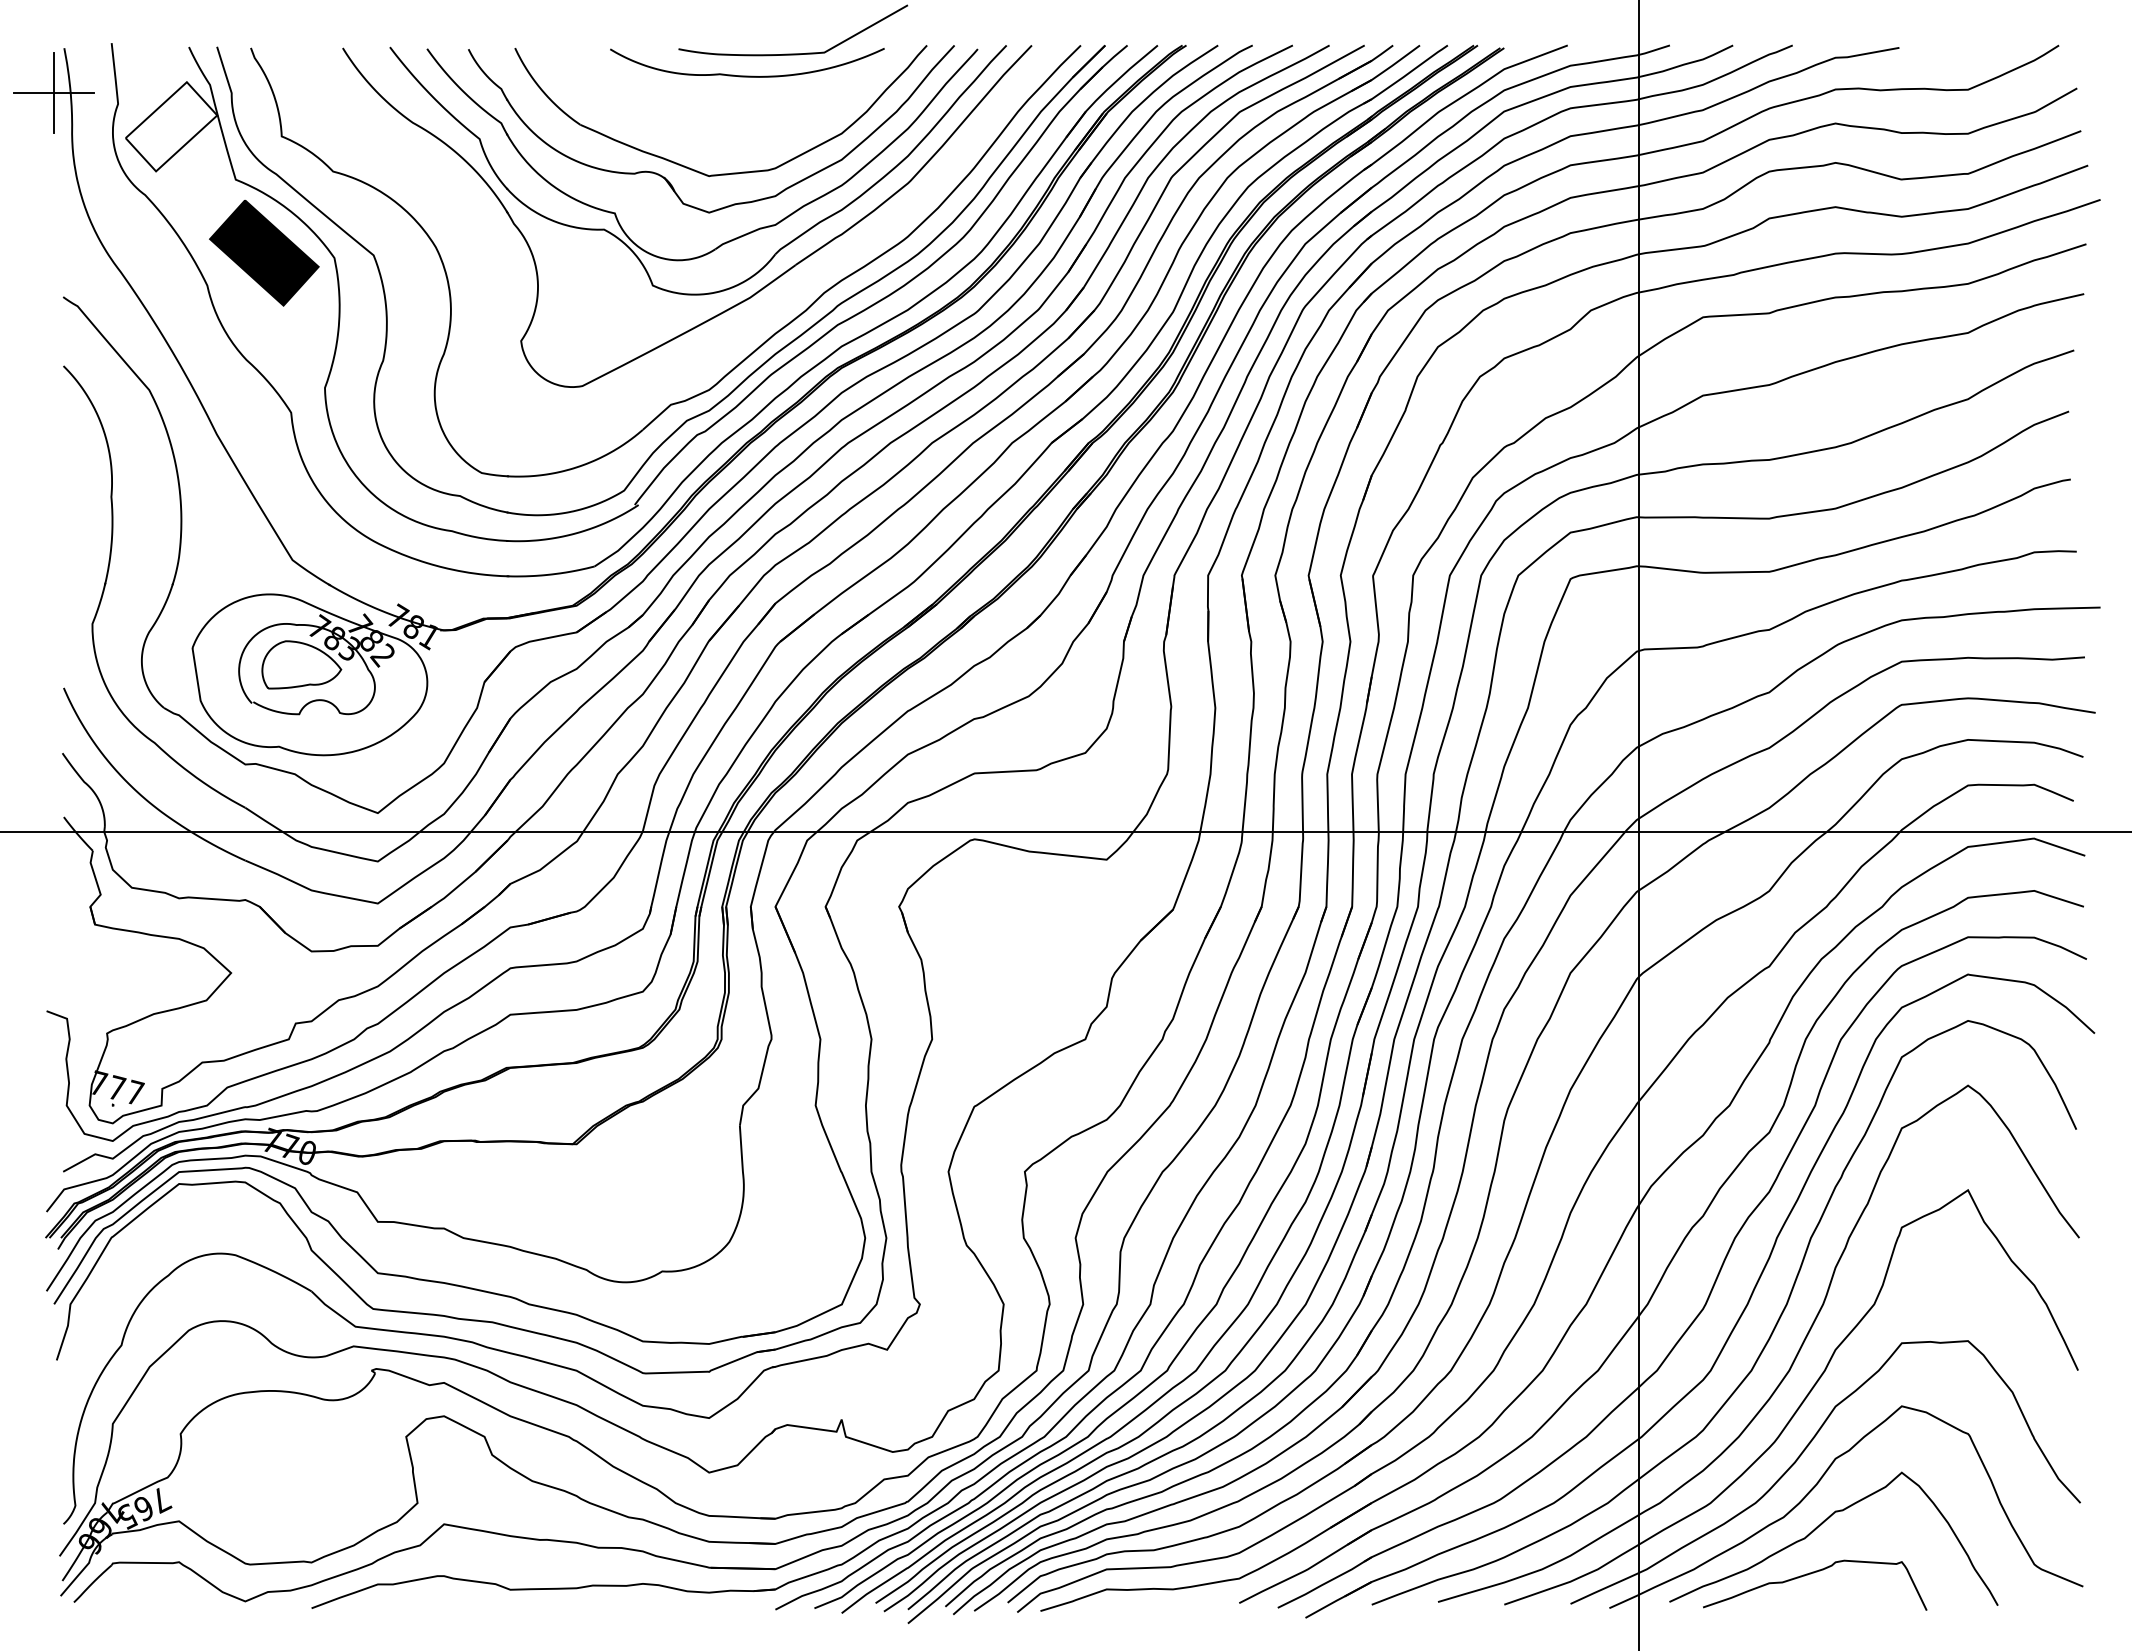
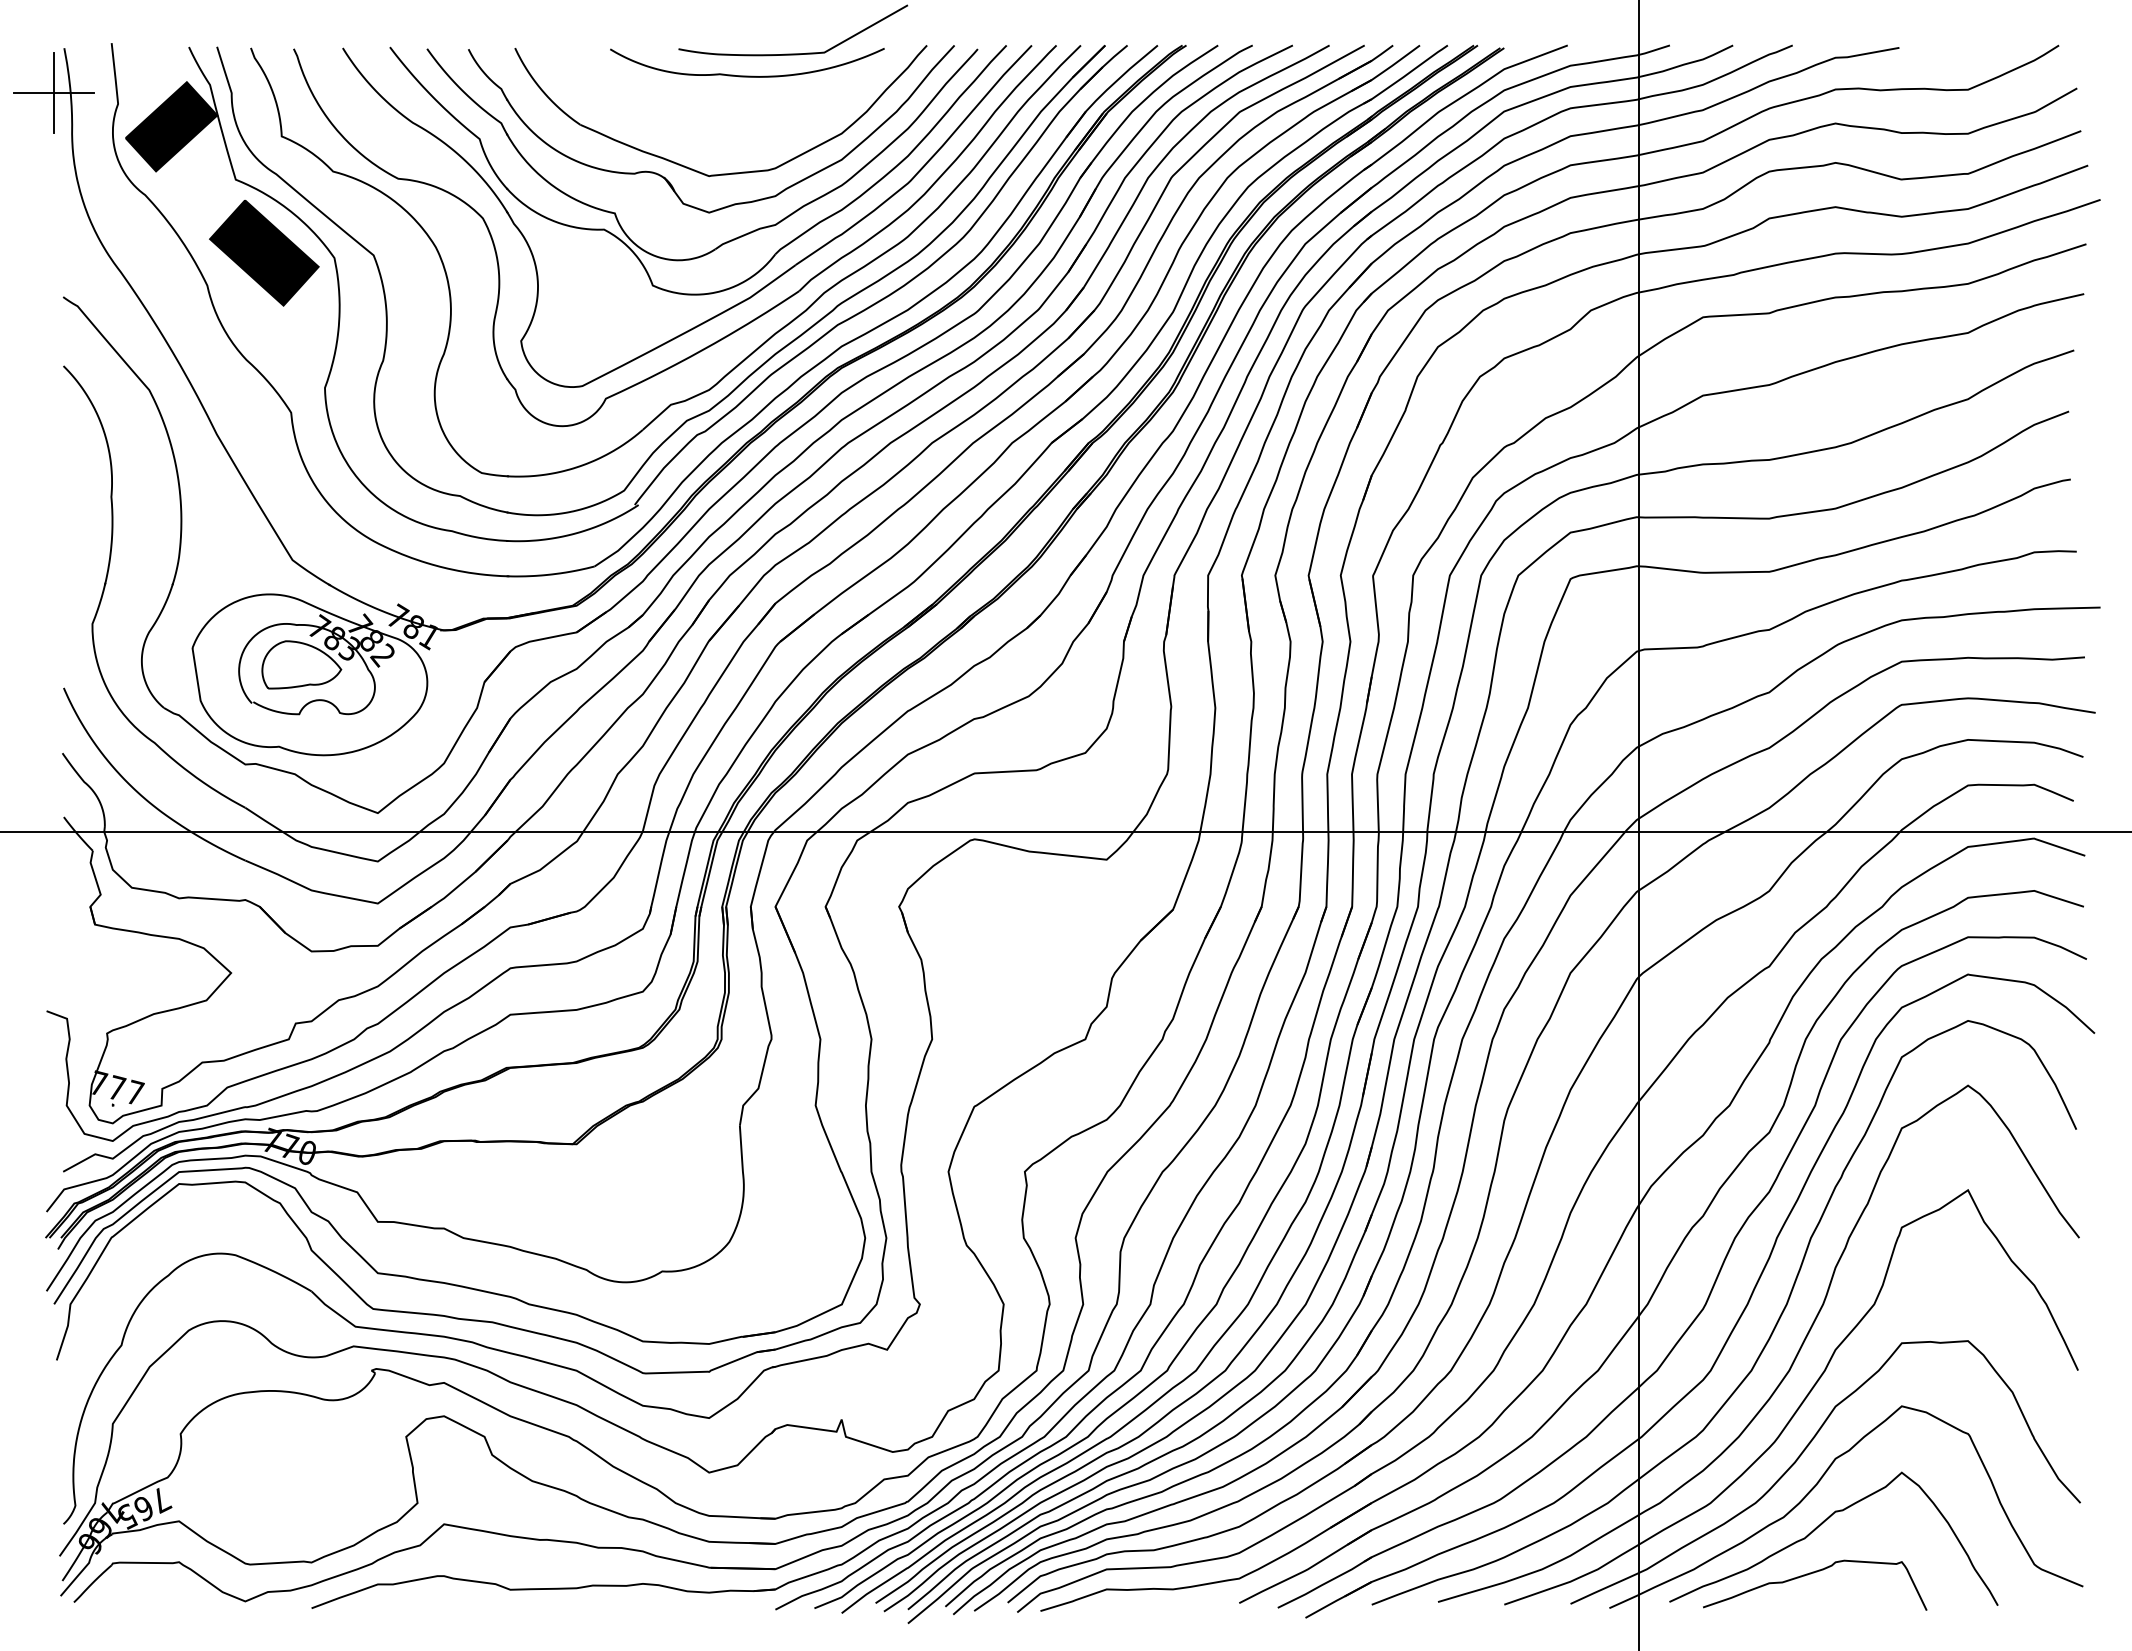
fill: none -> present (171, 126)
part: none -> present (727, 334)
